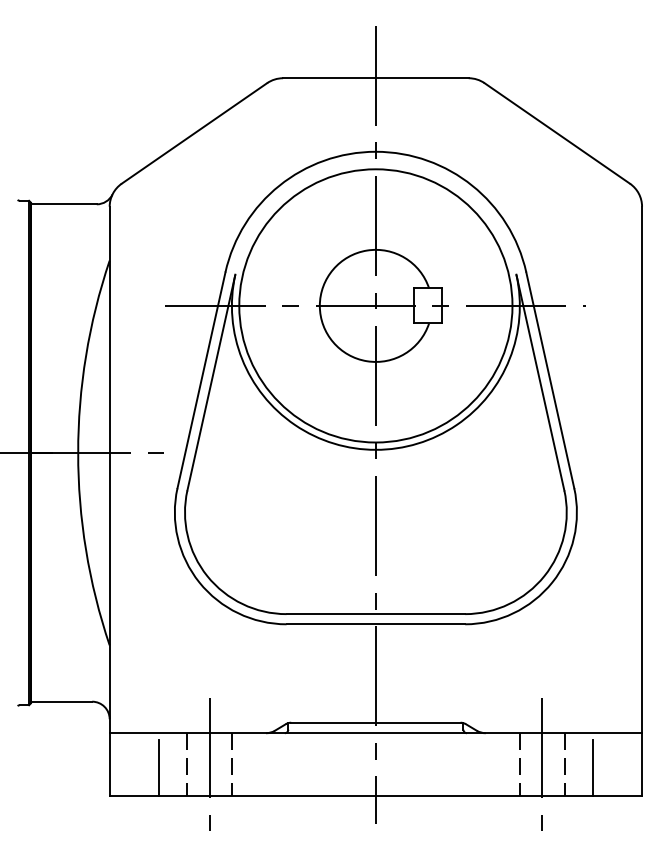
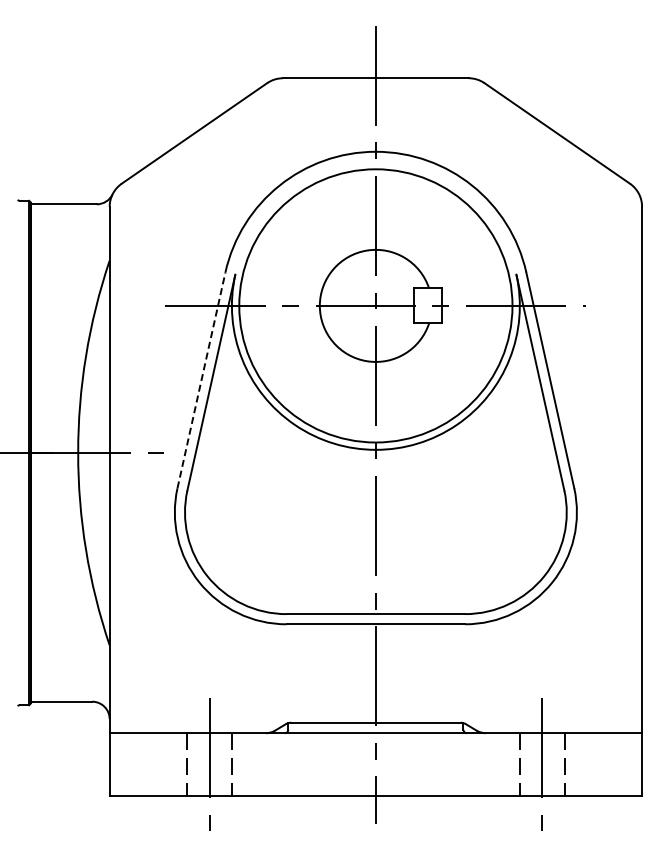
line: solid -> dashed (201, 380)
line: present -> none (158, 768)
line: present -> none (593, 768)
